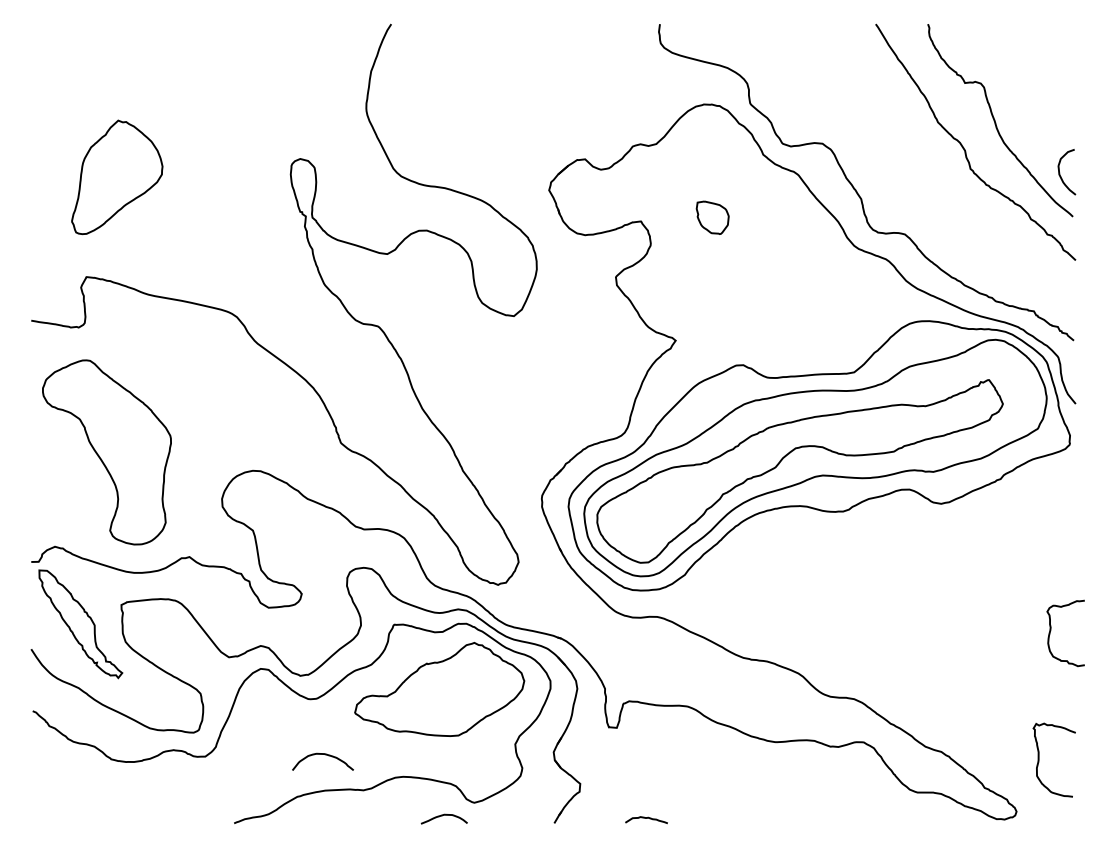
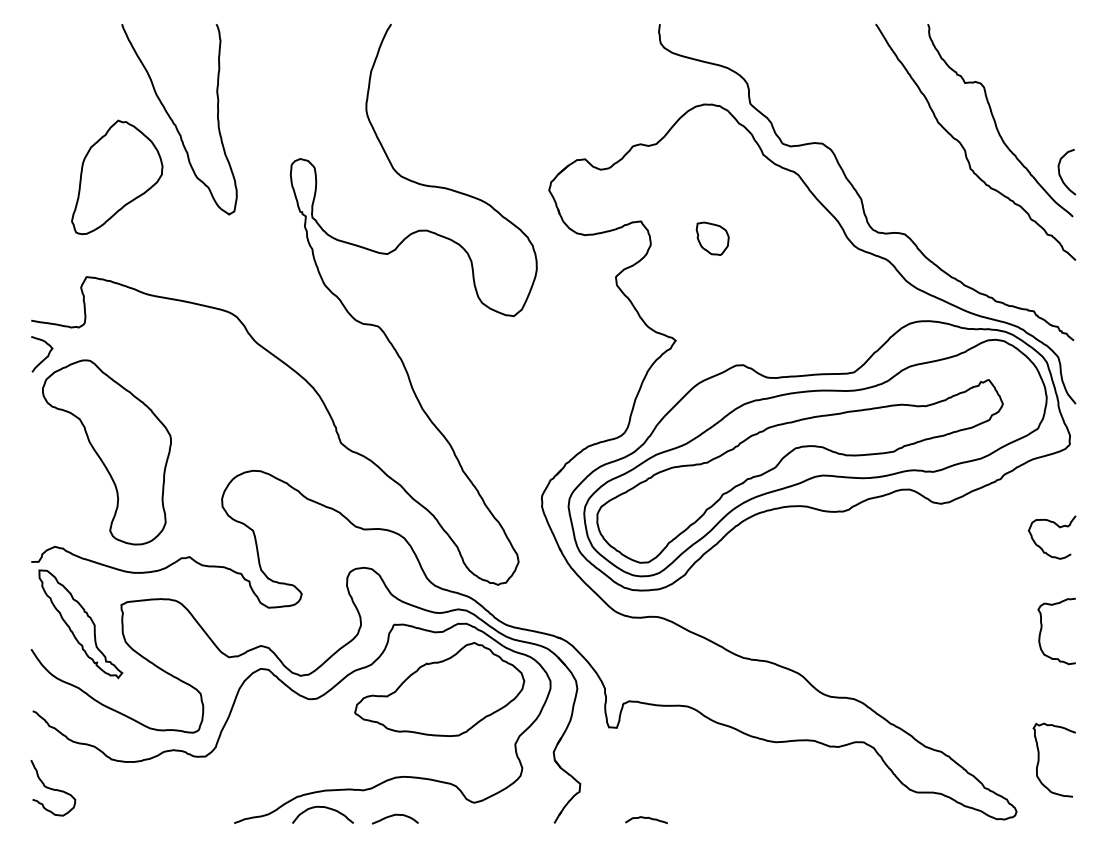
curve: none -> present (174, 122)
part position: (712, 217) -> (712, 238) (712, 238)
curve: none -> present (45, 357)
curve: none -> present (1059, 528)
curve position: (1051, 630) -> (1042, 628) (1042, 628)
curve position: (325, 755) -> (325, 808) (325, 808)
curve: none -> present (53, 788)
curve position: (442, 816) -> (393, 816) (393, 816)
